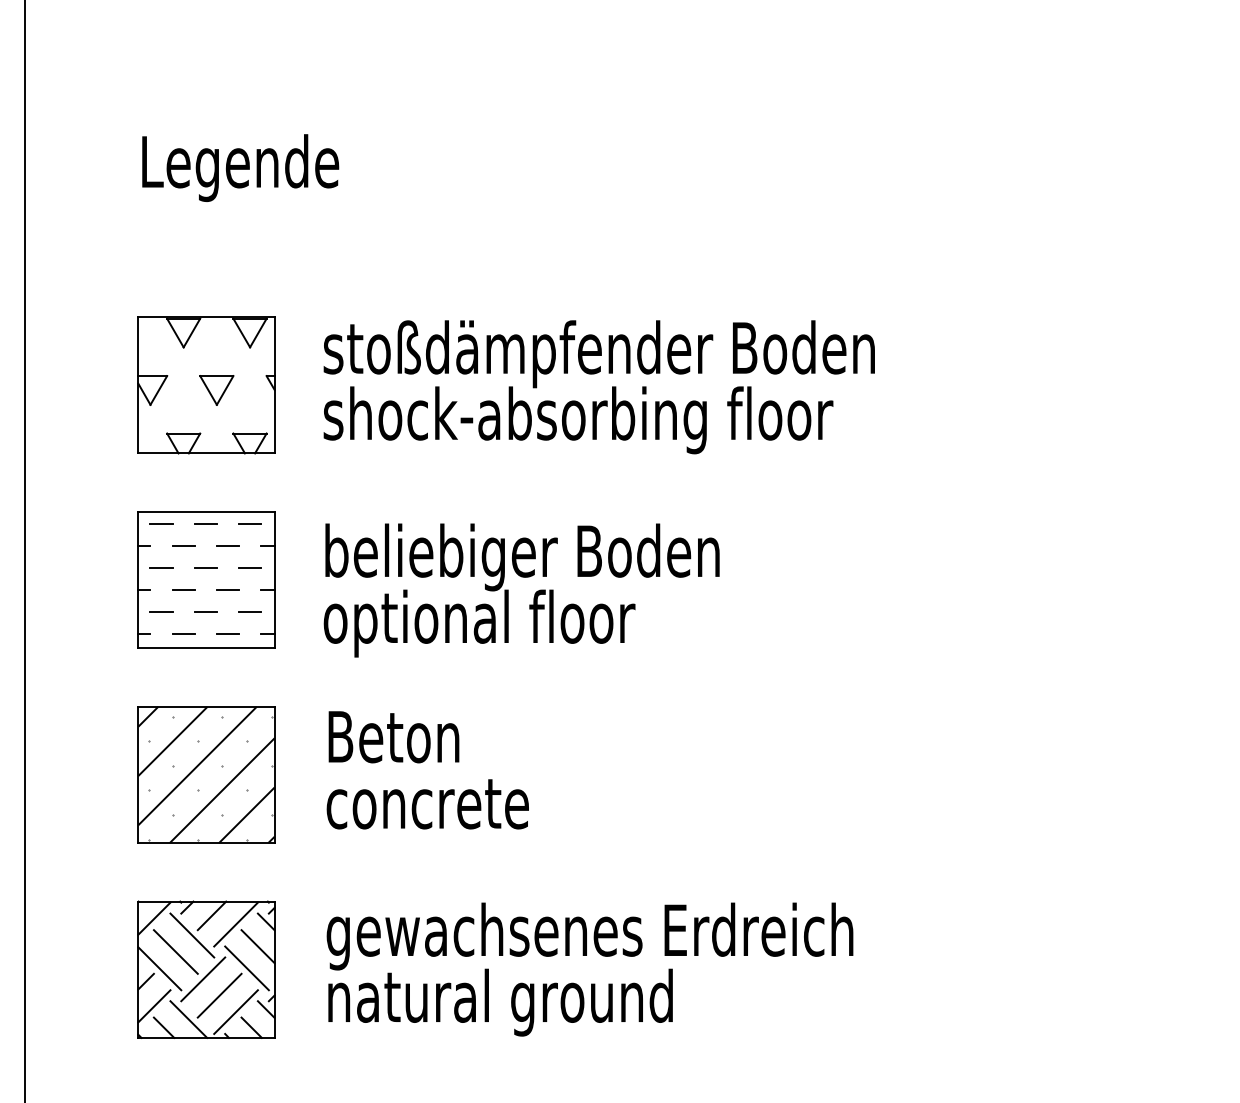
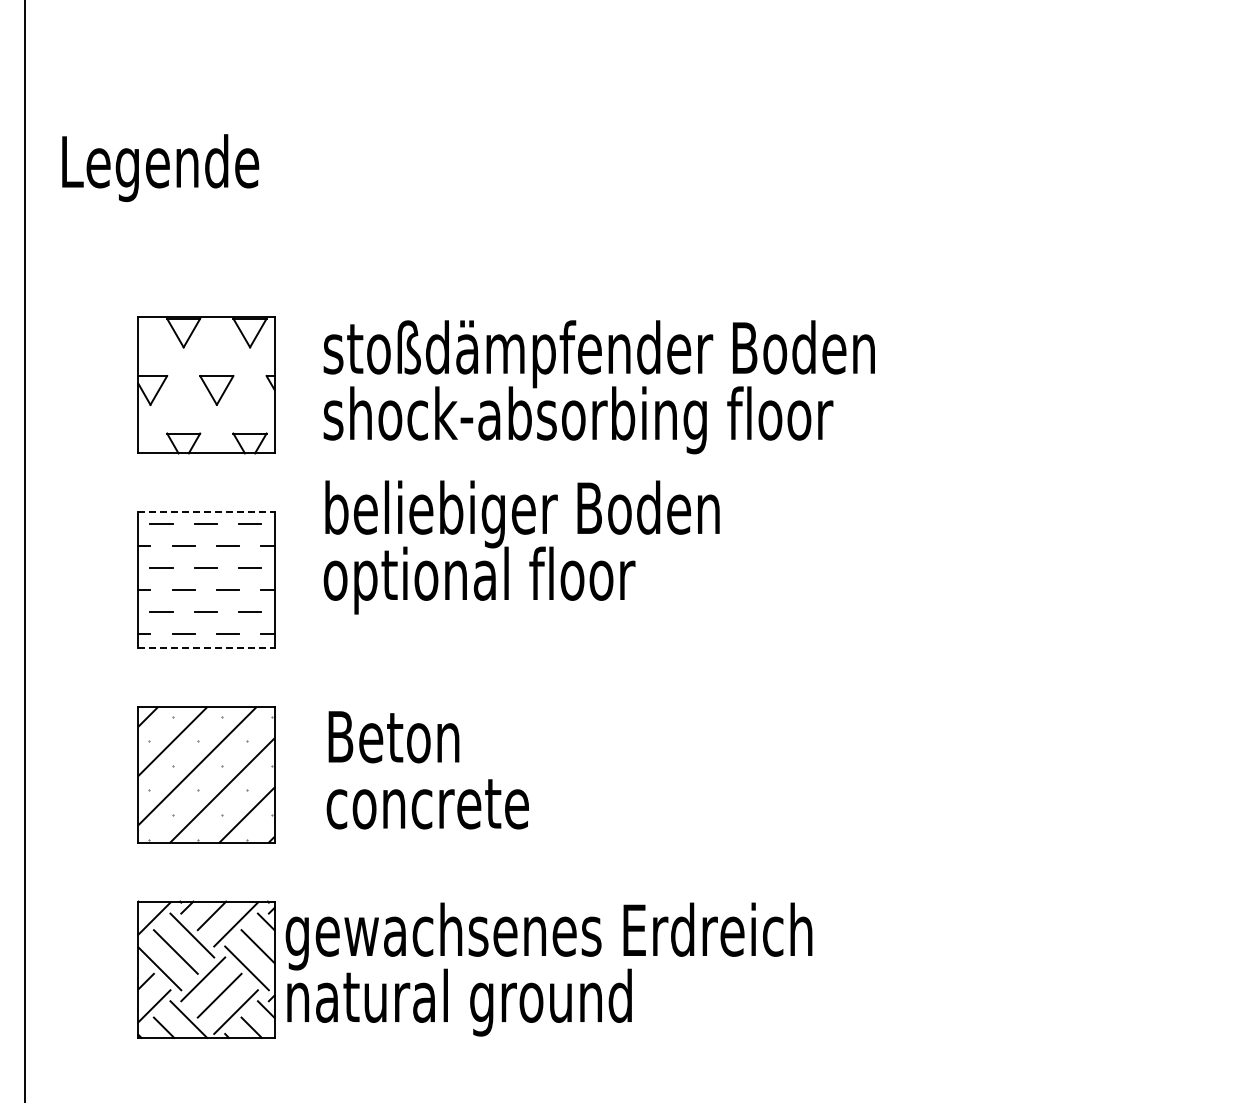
text position: (240, 167) -> (160, 167) (160, 167)
line: solid -> dashed (206, 511)
text position: (521, 590) -> (521, 547) (521, 547)
line: solid -> dashed (206, 648)
text position: (589, 969) -> (548, 969) (548, 969)
